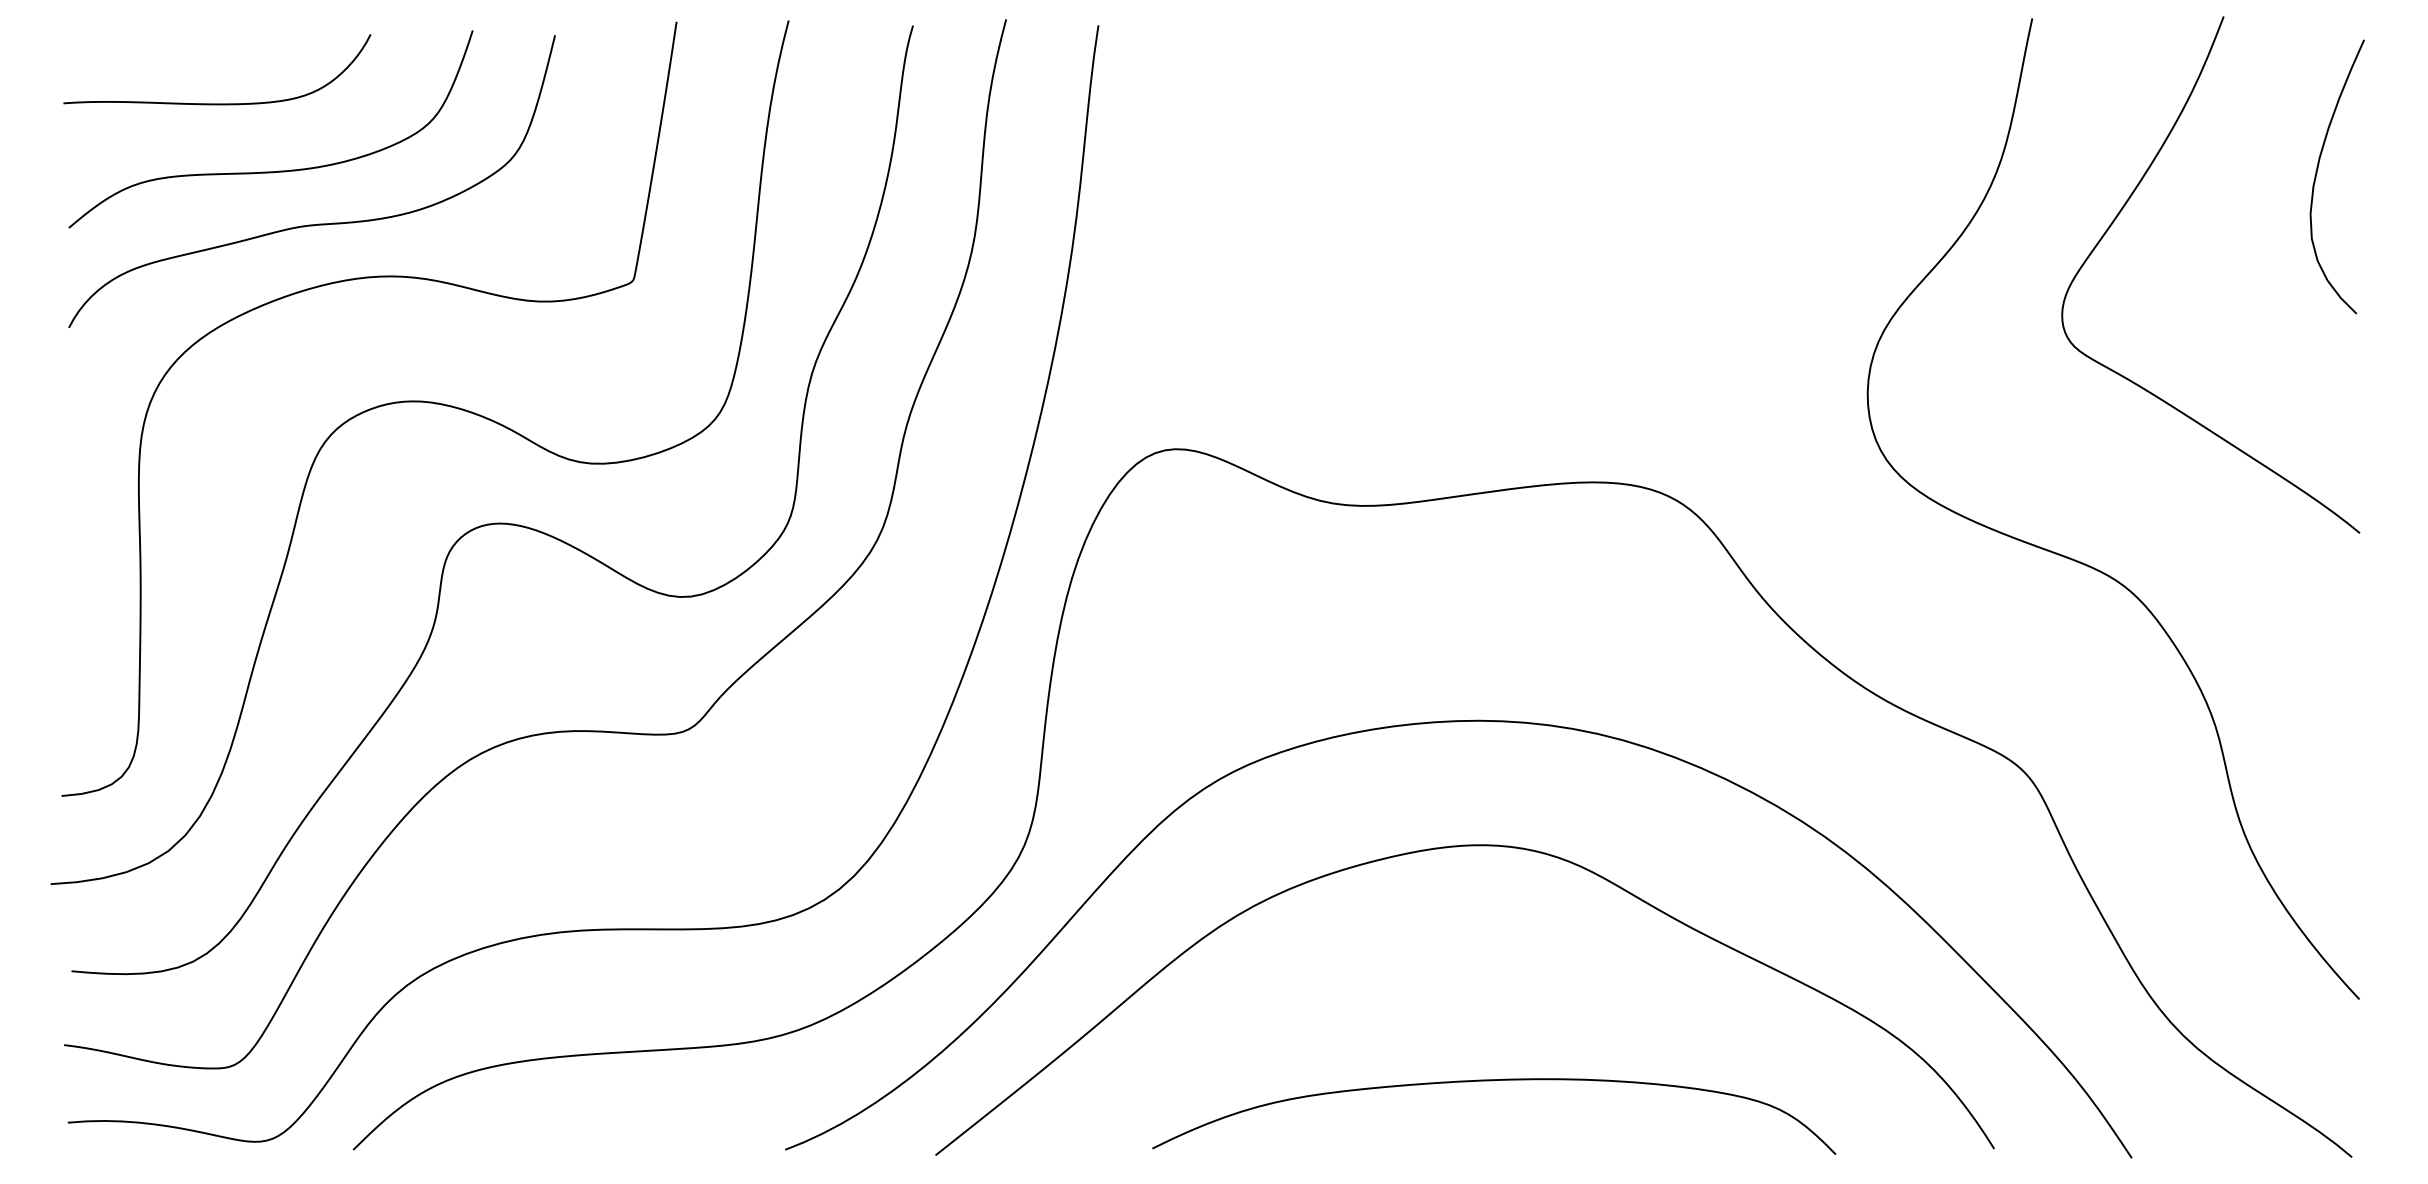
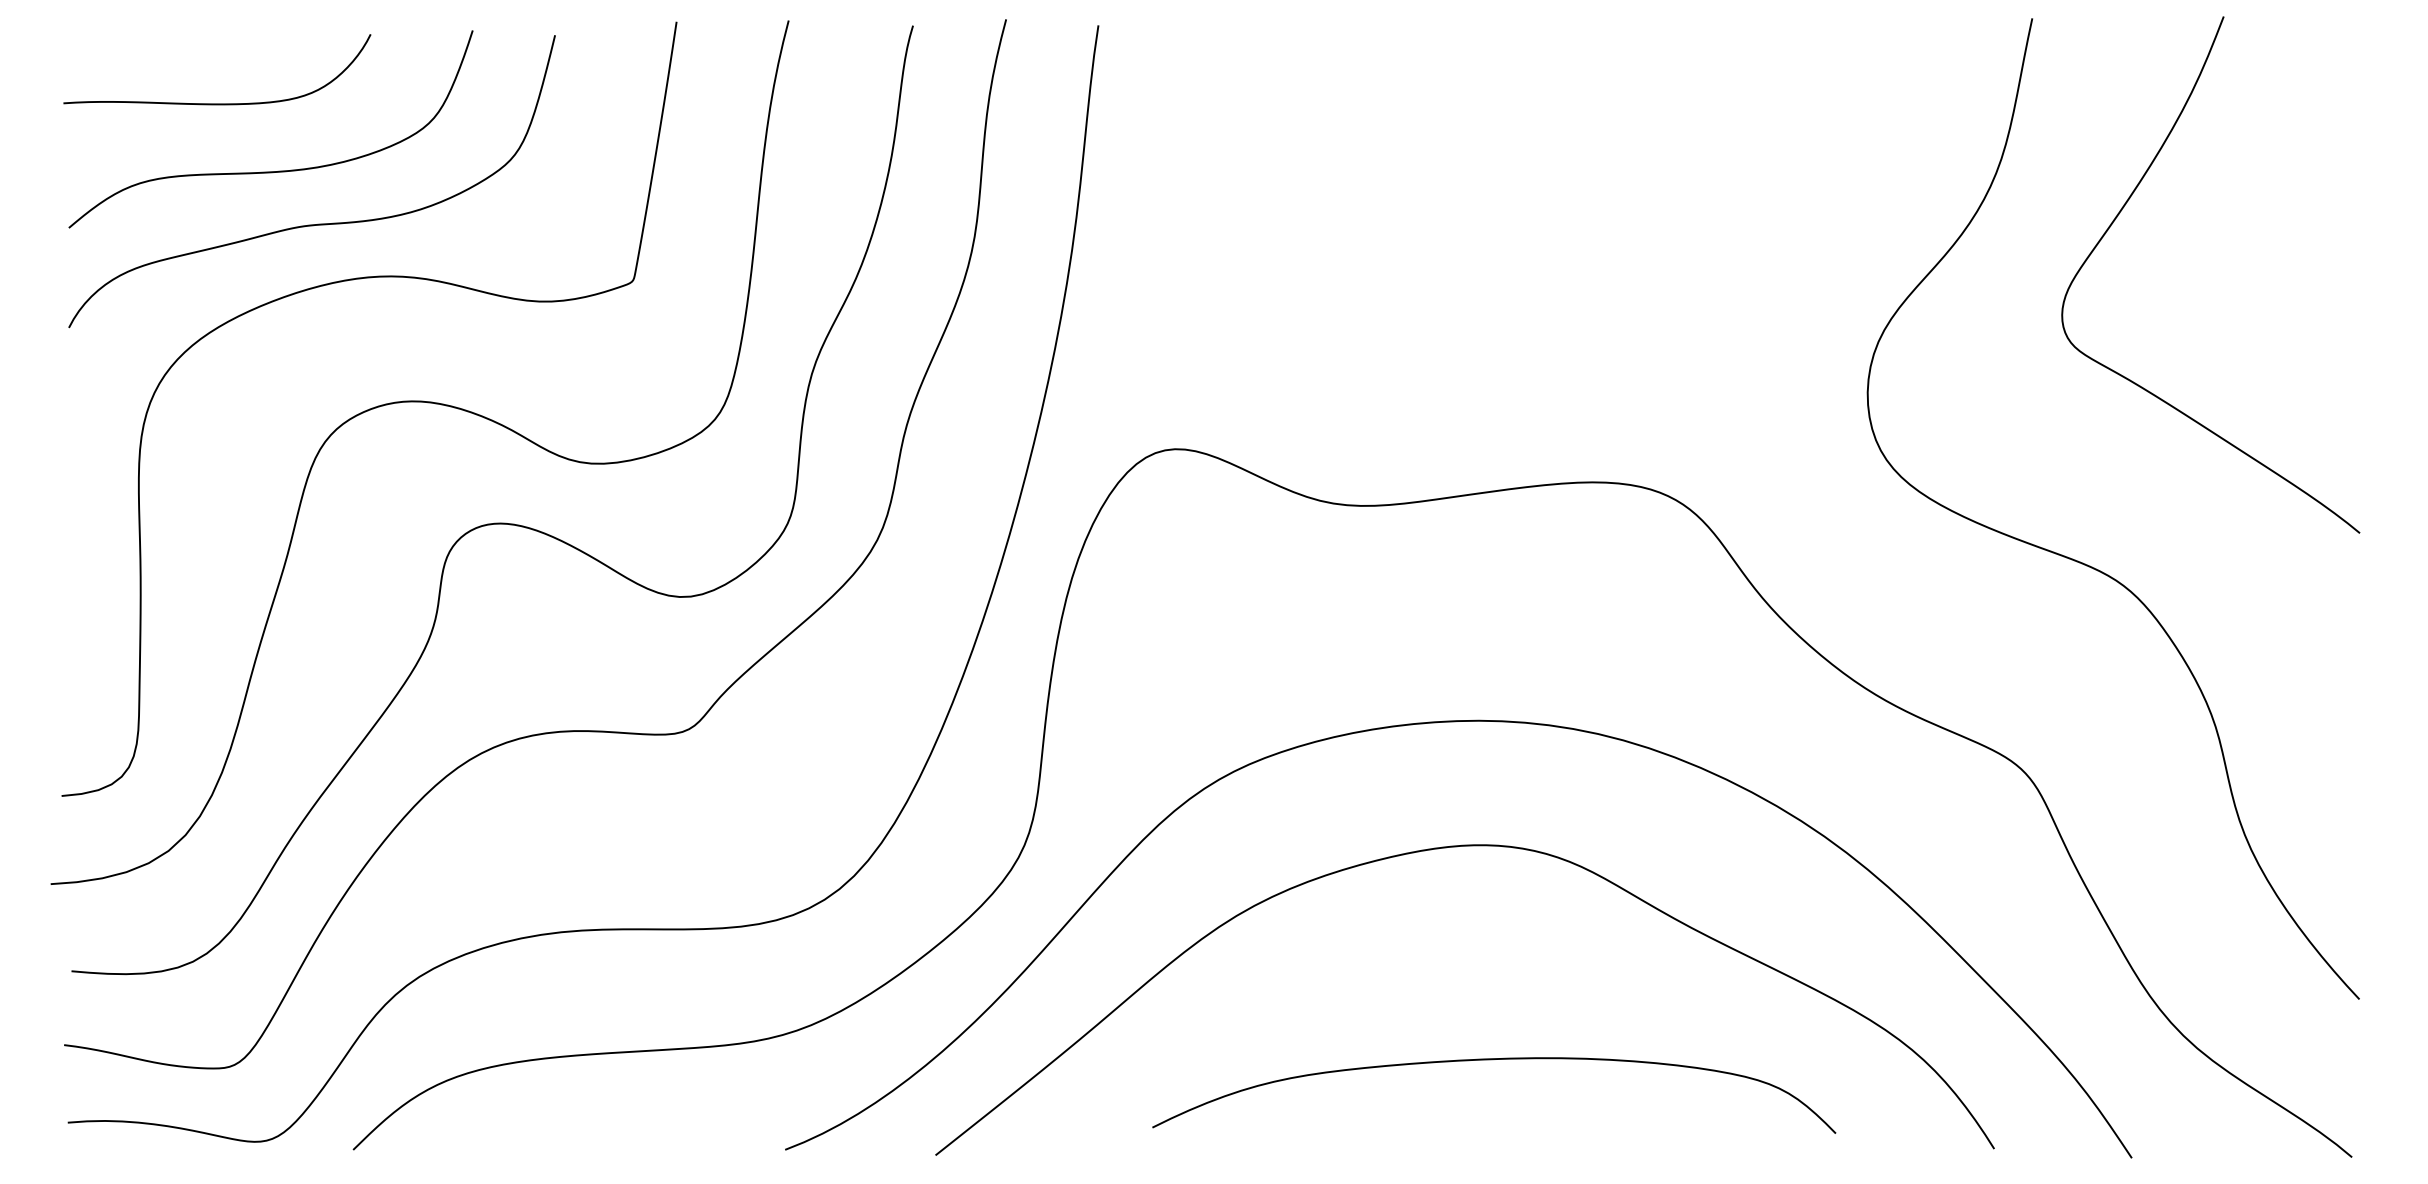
curve: present -> none (2317, 173)
curve position: (1493, 1081) -> (1493, 1060) (1493, 1060)
